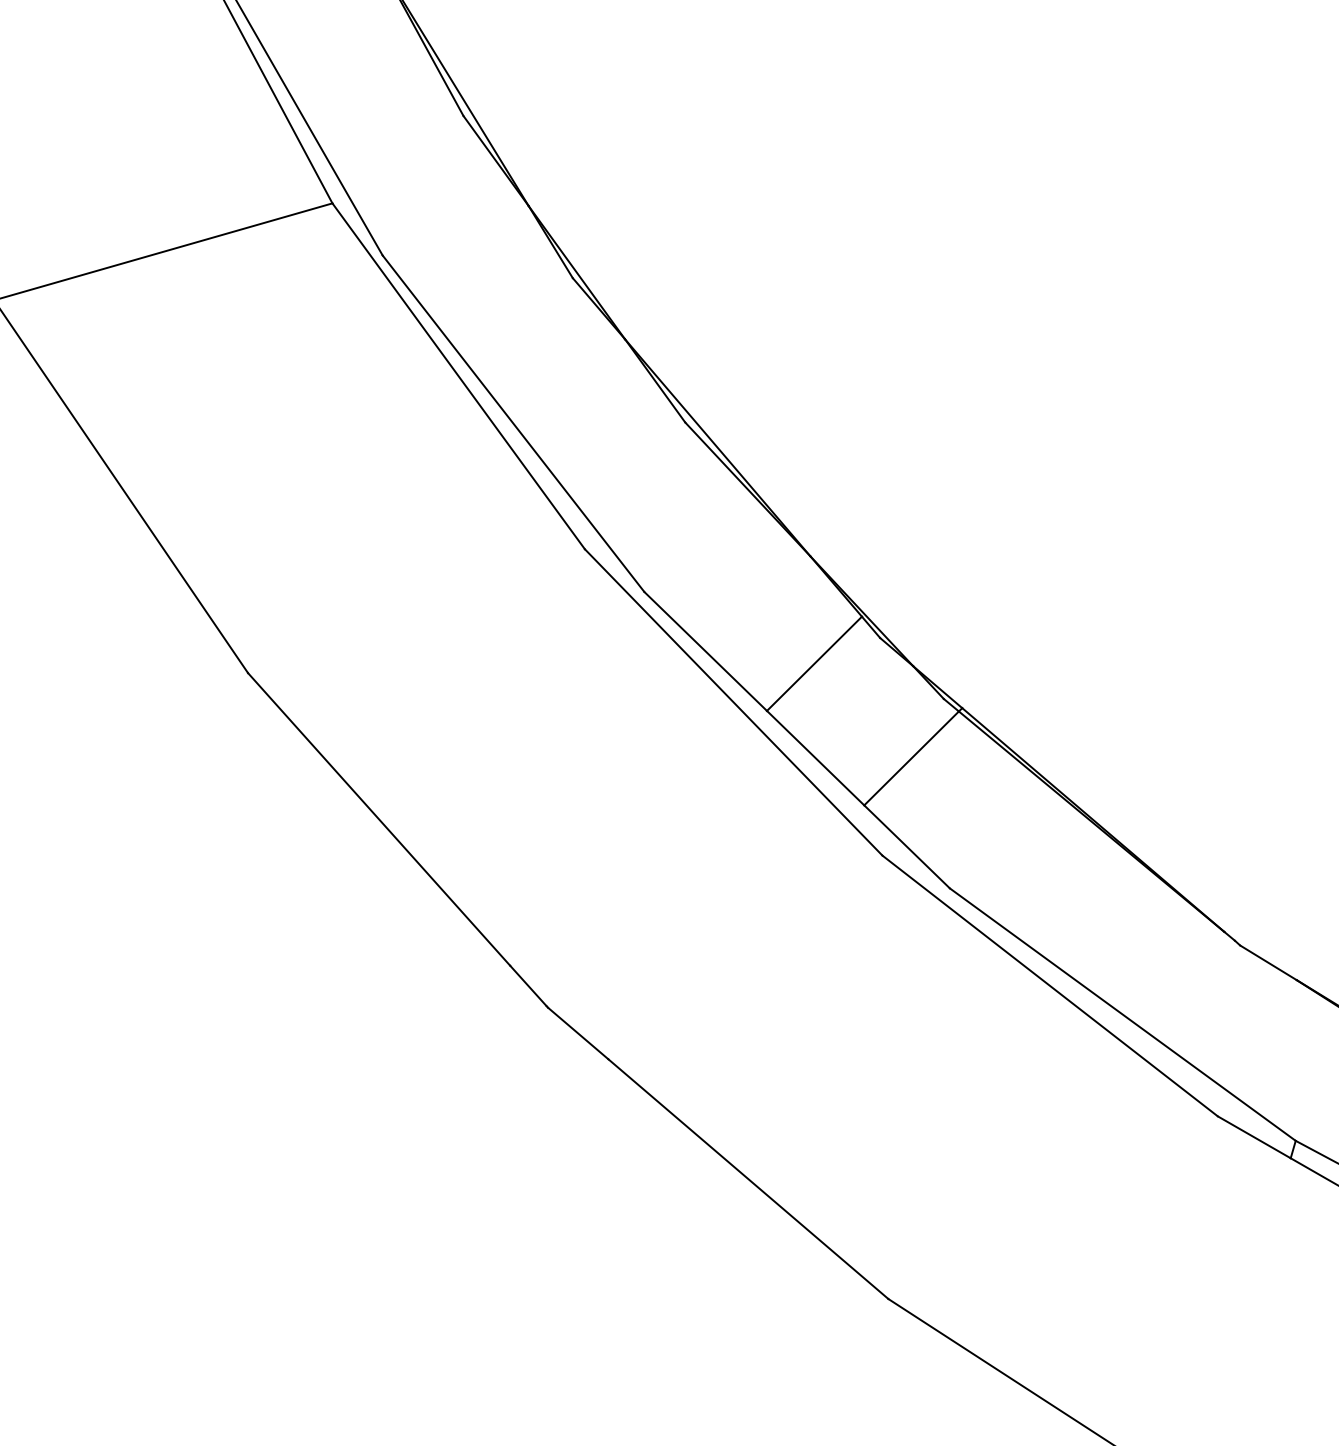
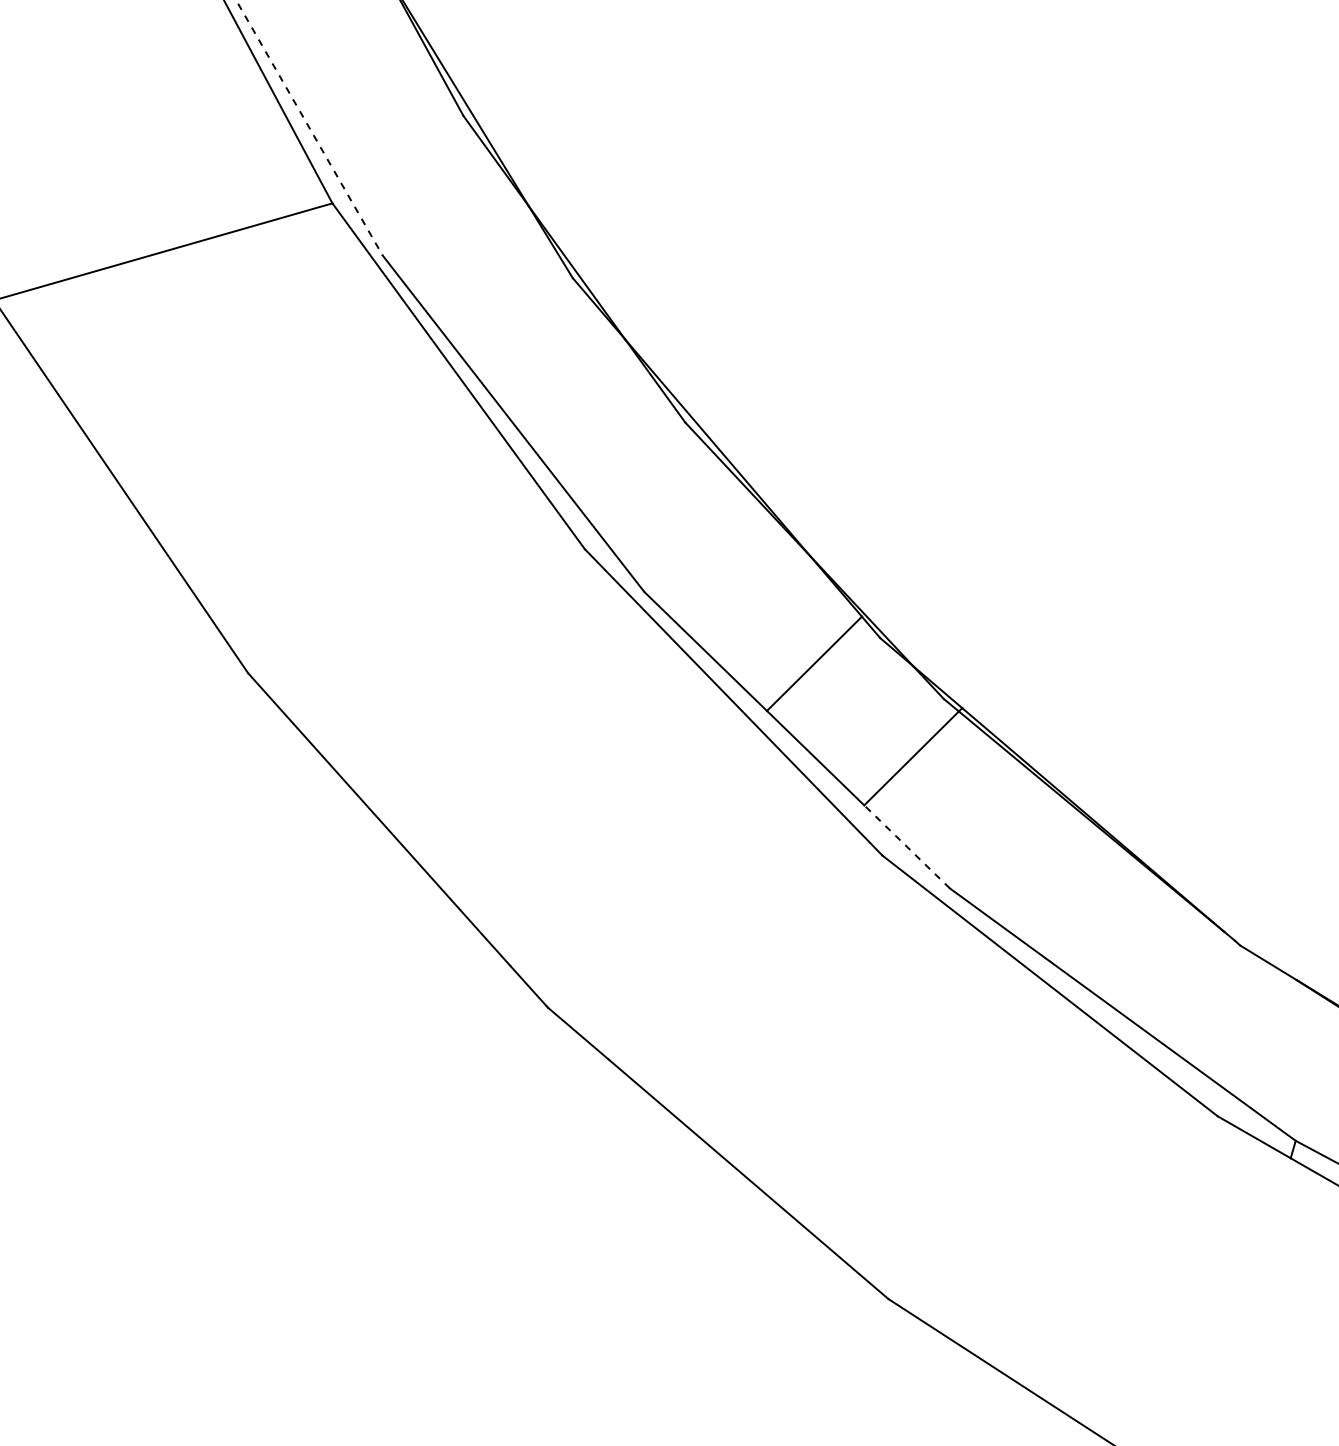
line: solid -> dashed (309, 128)
line: solid -> dashed (907, 846)
